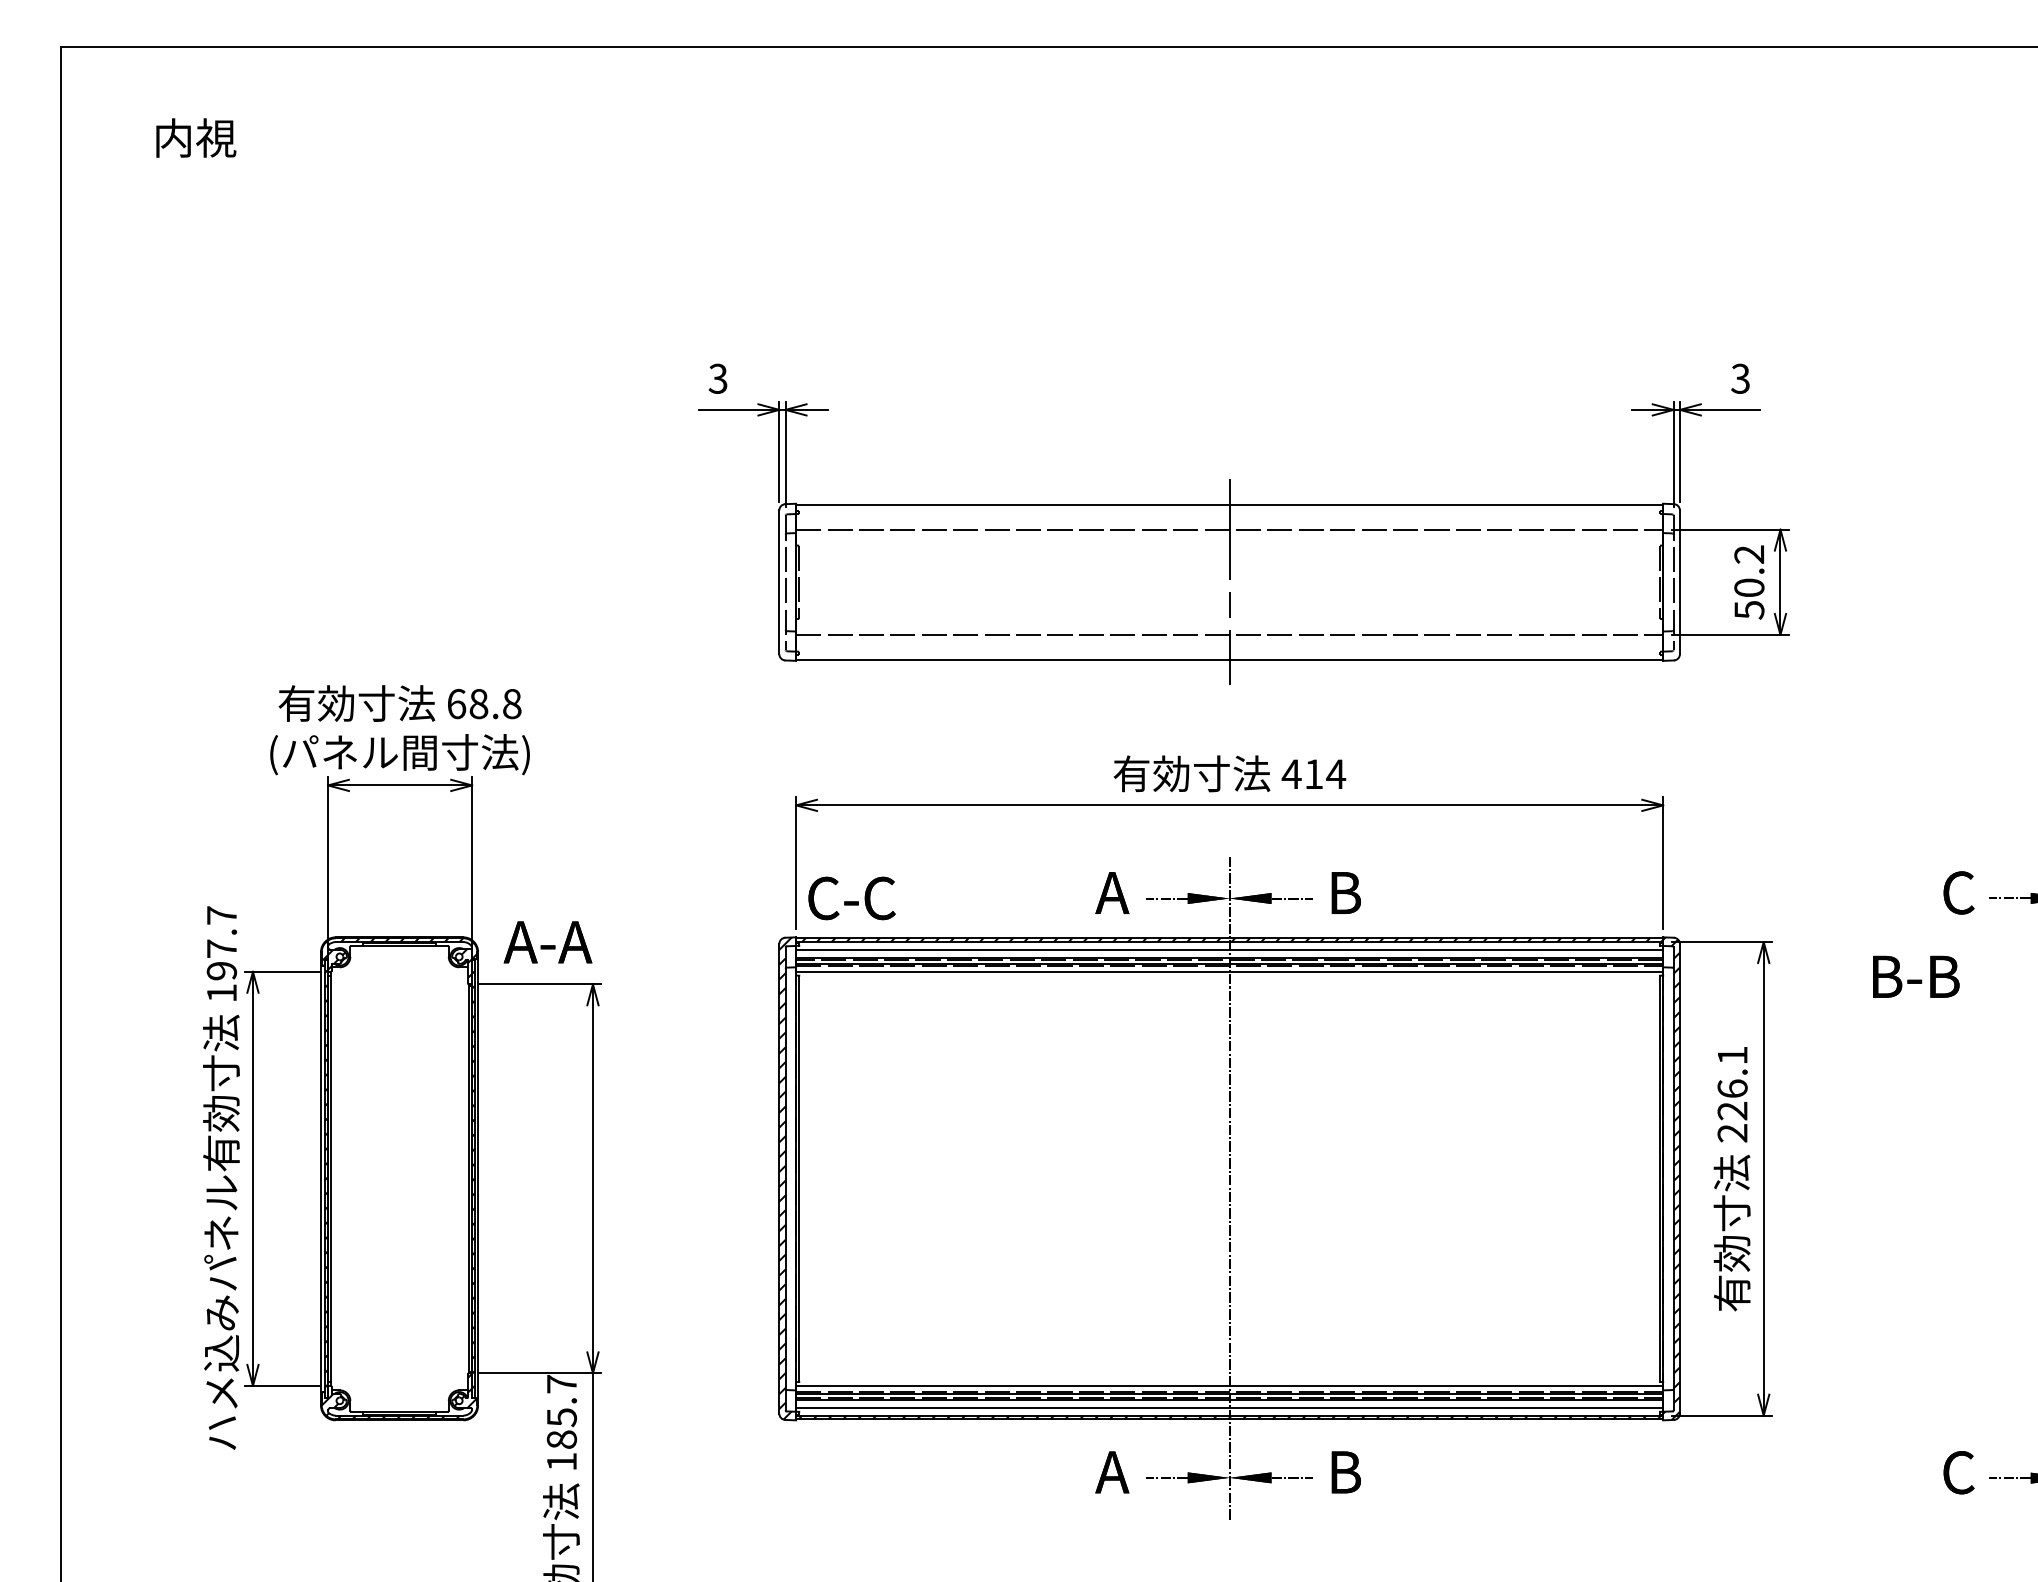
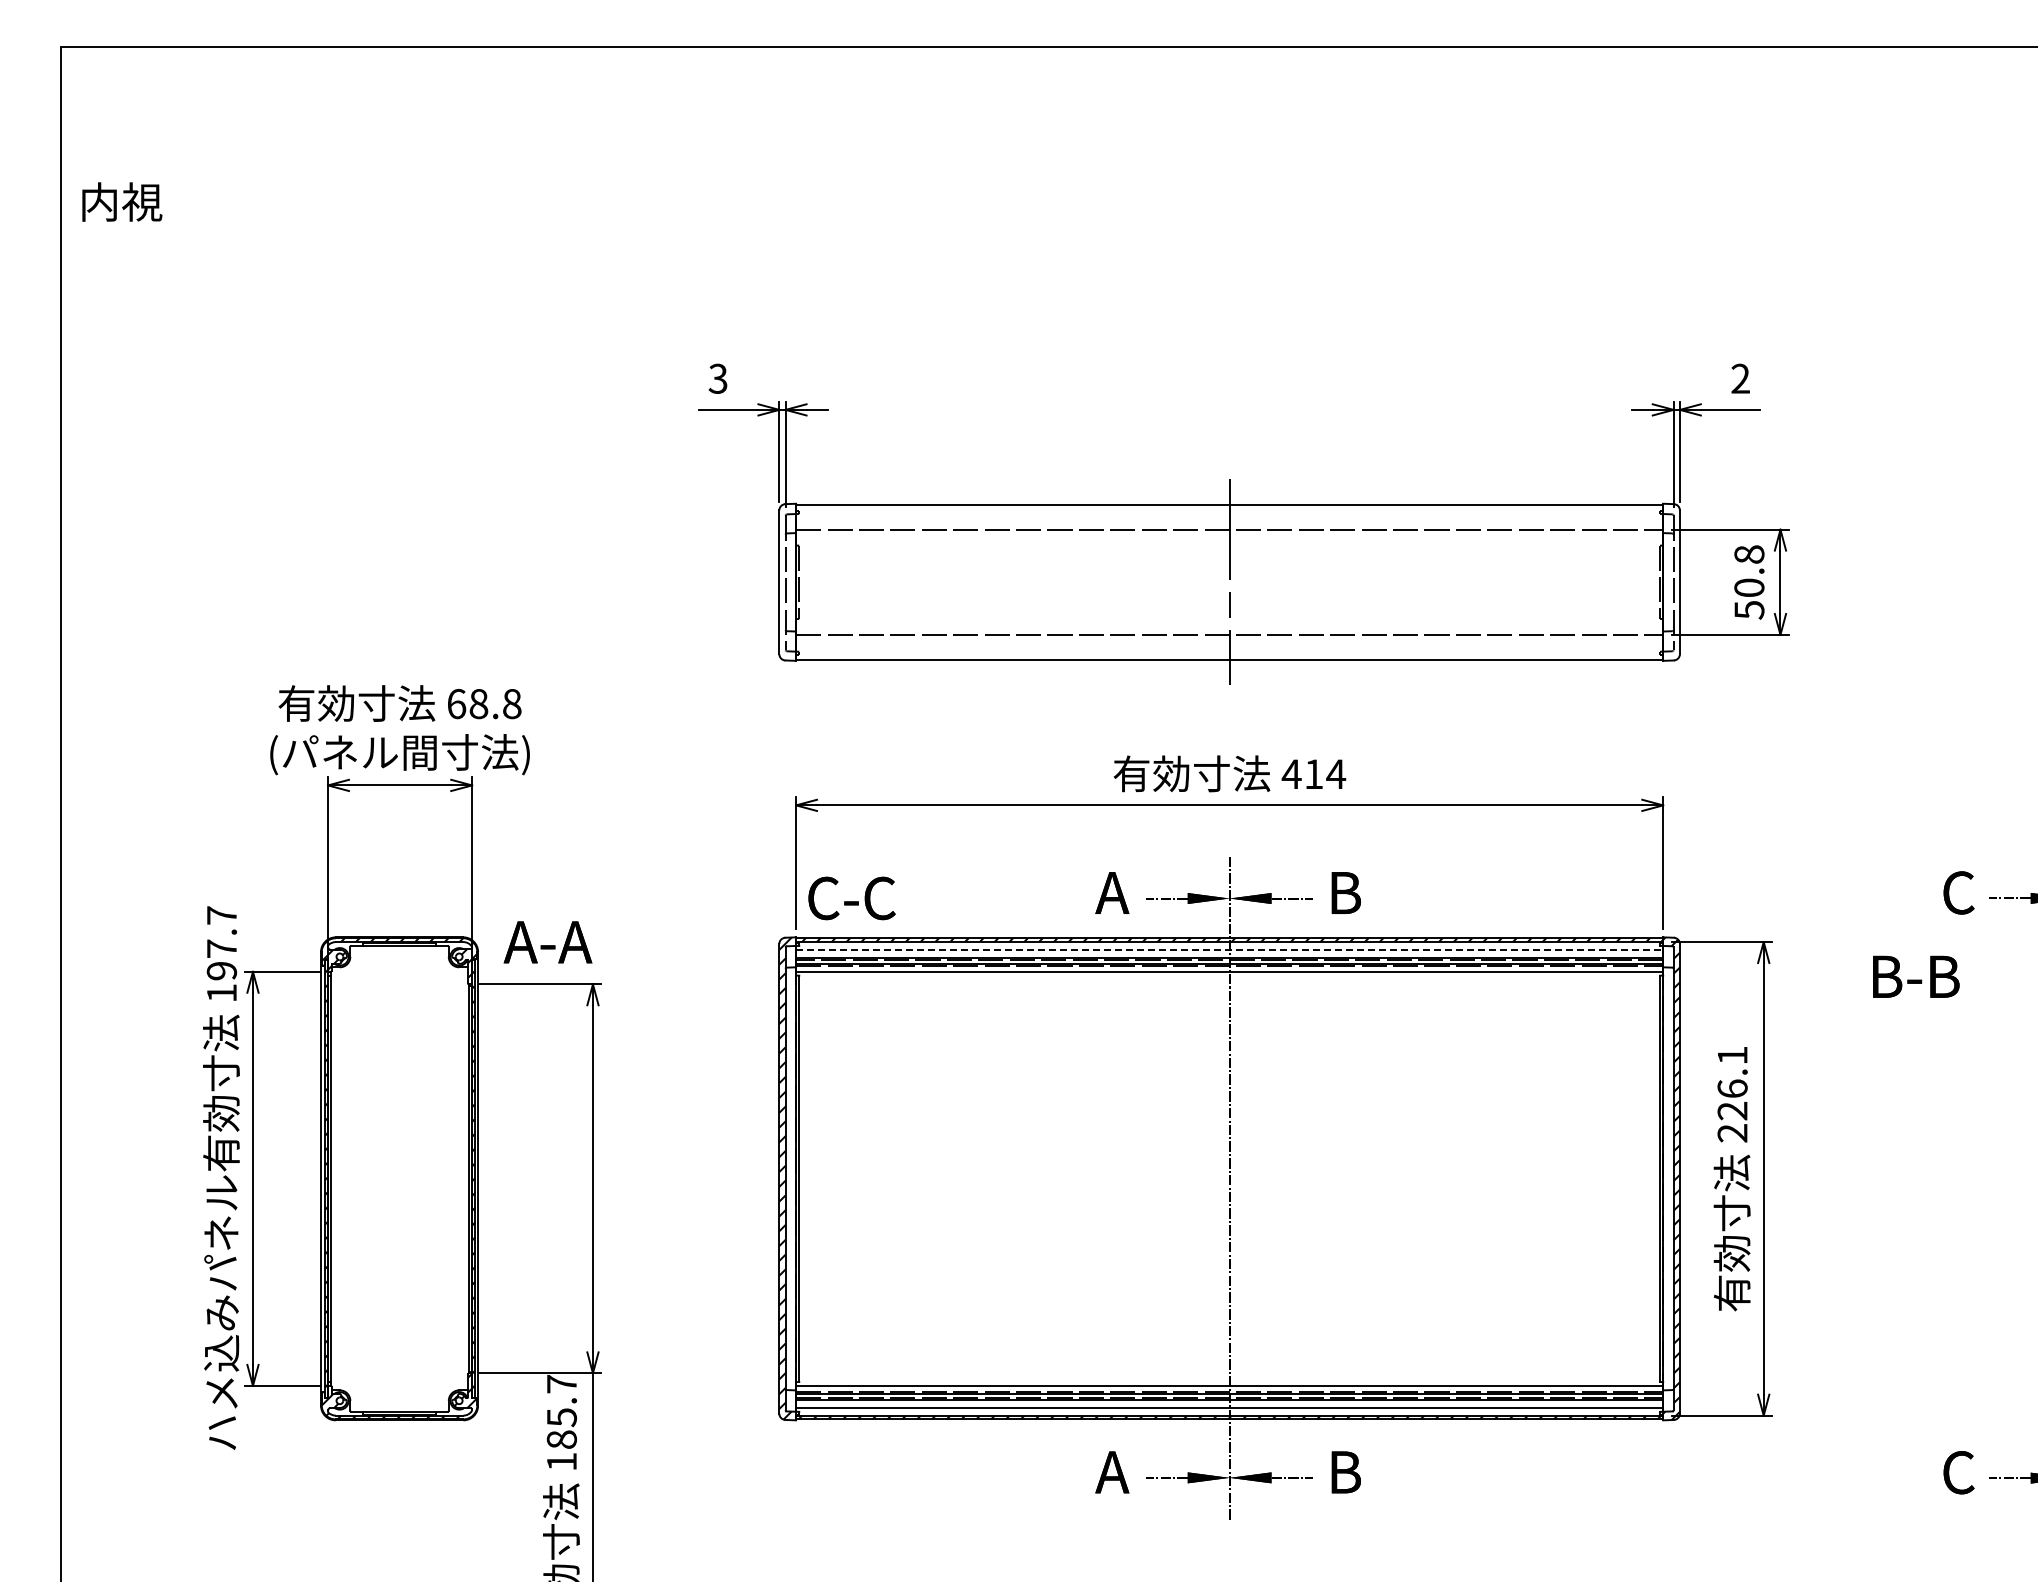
text position: (196, 137) -> (122, 201) (122, 201)
text: 3 -> 2 (1740, 378)
text: 50.2 -> 50.8 (1749, 554)
line: solid -> dashed (1229, 949)
